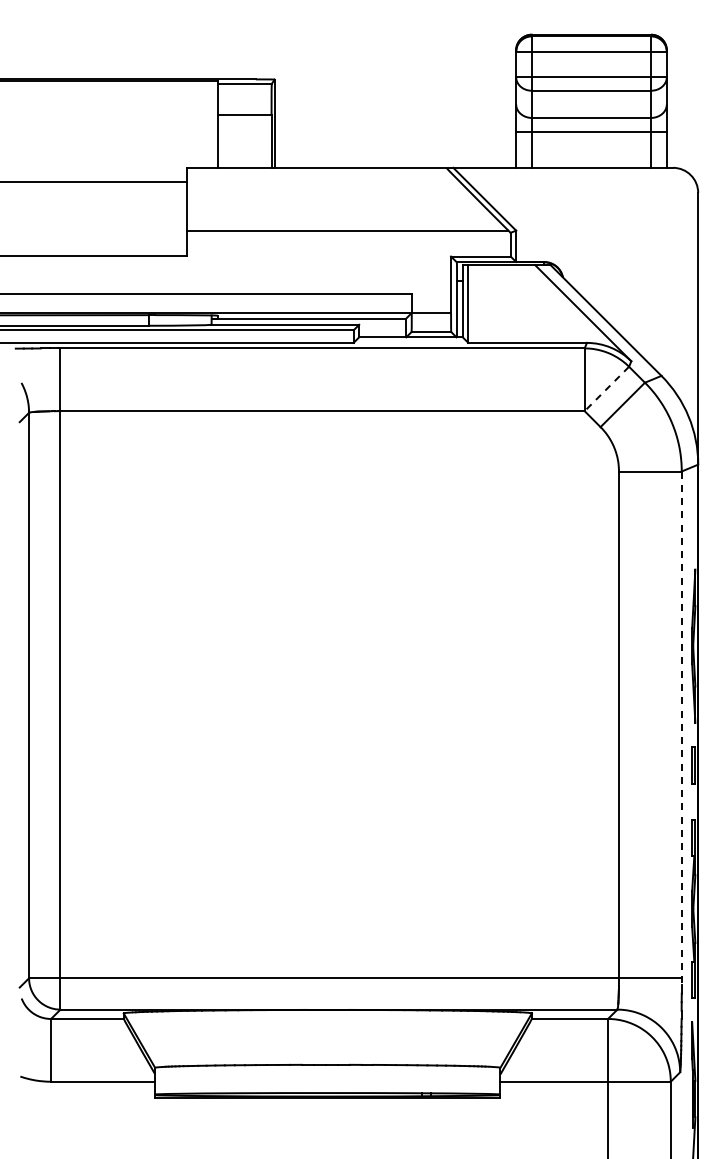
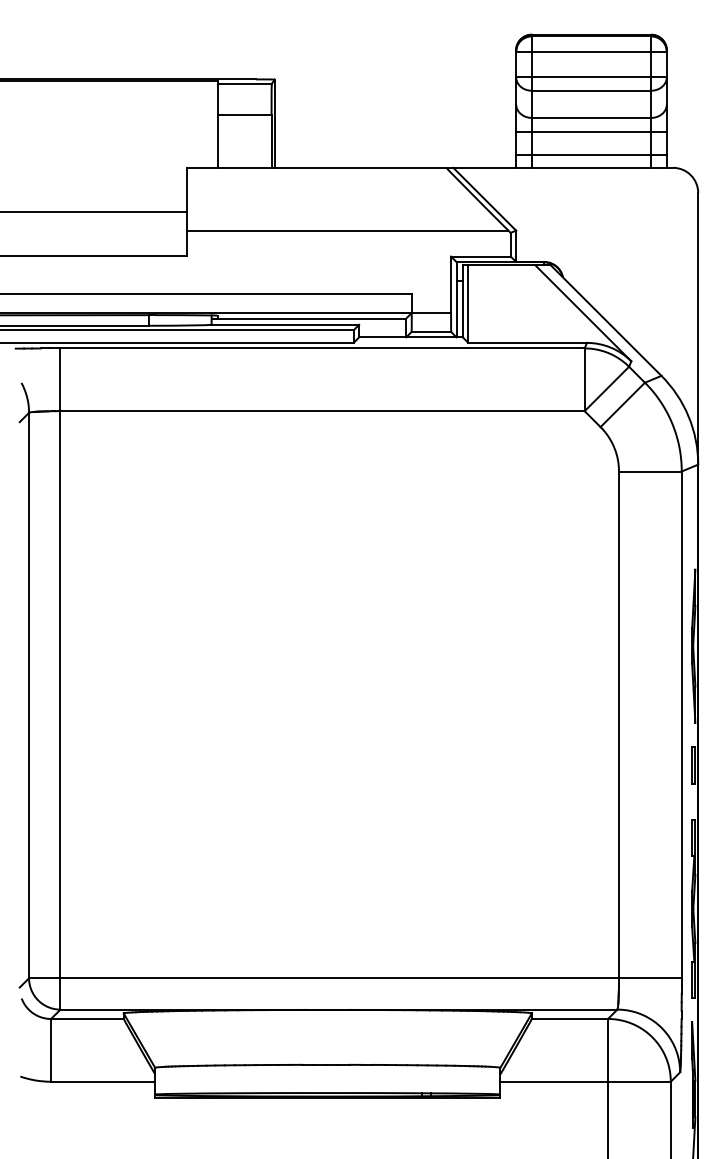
line: none -> present (591, 155)
line position: (94, 181) -> (94, 211) (94, 211)
line: dashed -> solid (606, 389)
line: dashed -> solid (681, 728)
